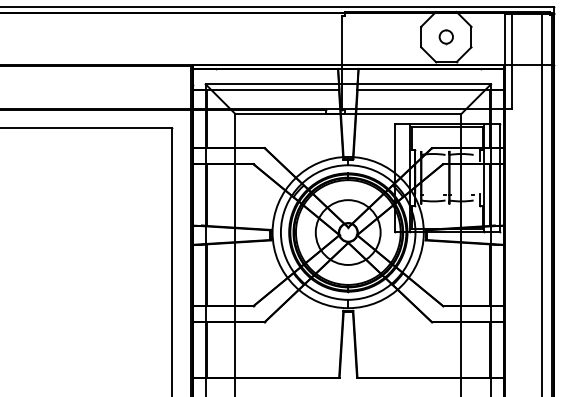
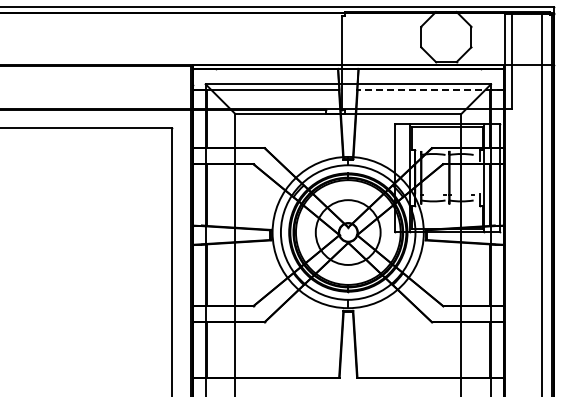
part: present -> none (445, 37)
line: solid -> dashed (430, 89)
